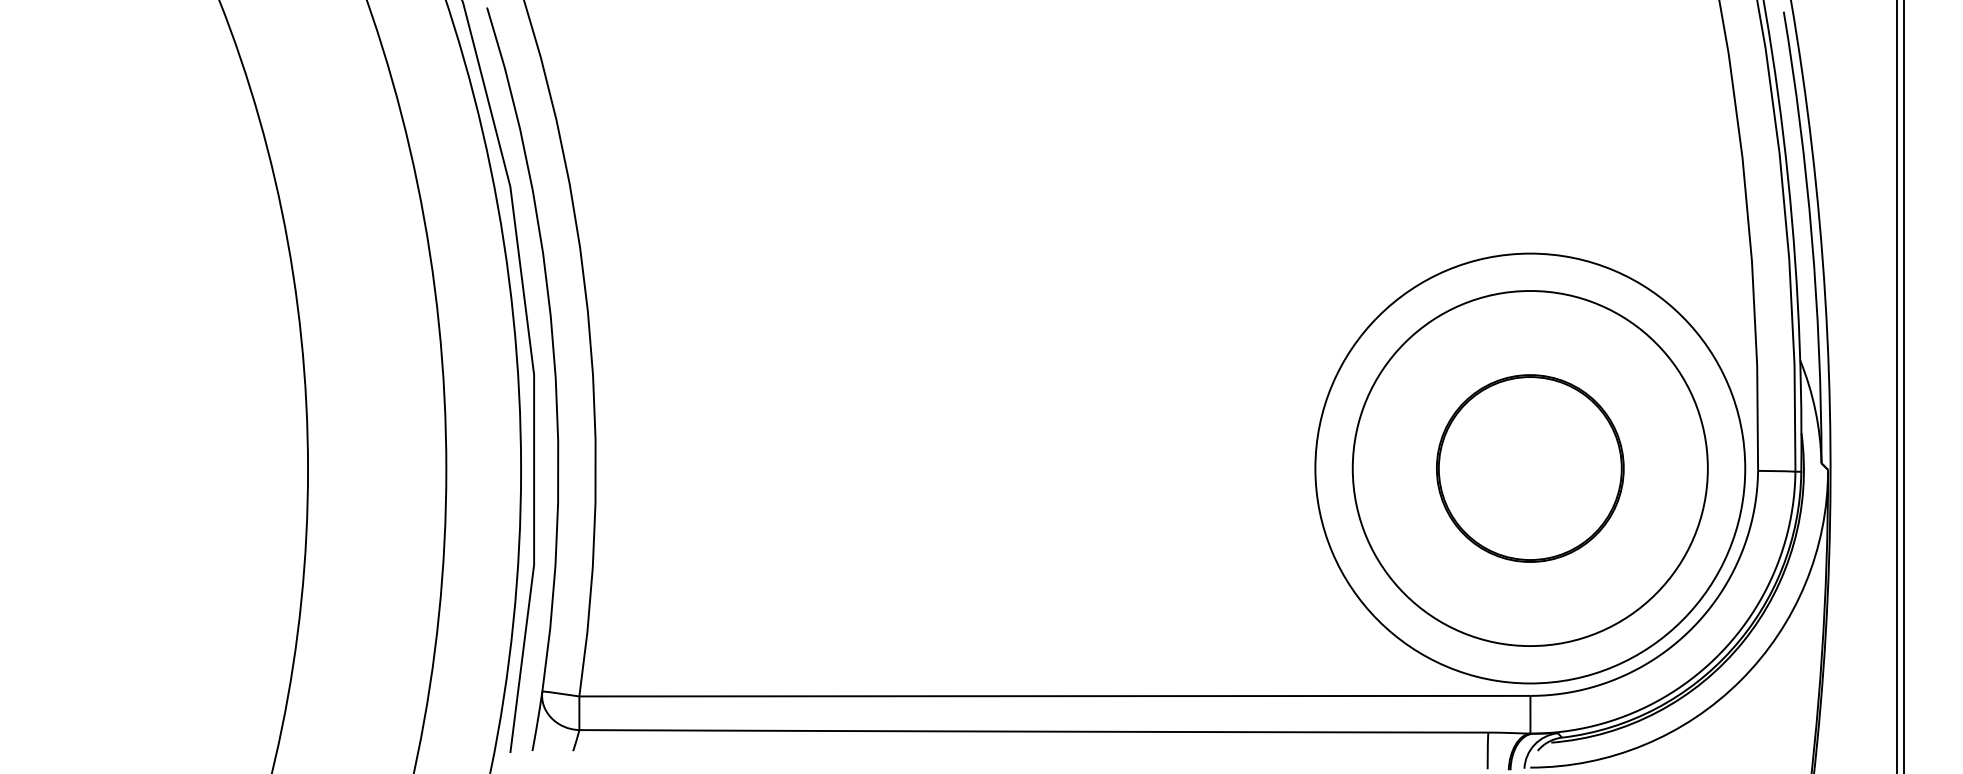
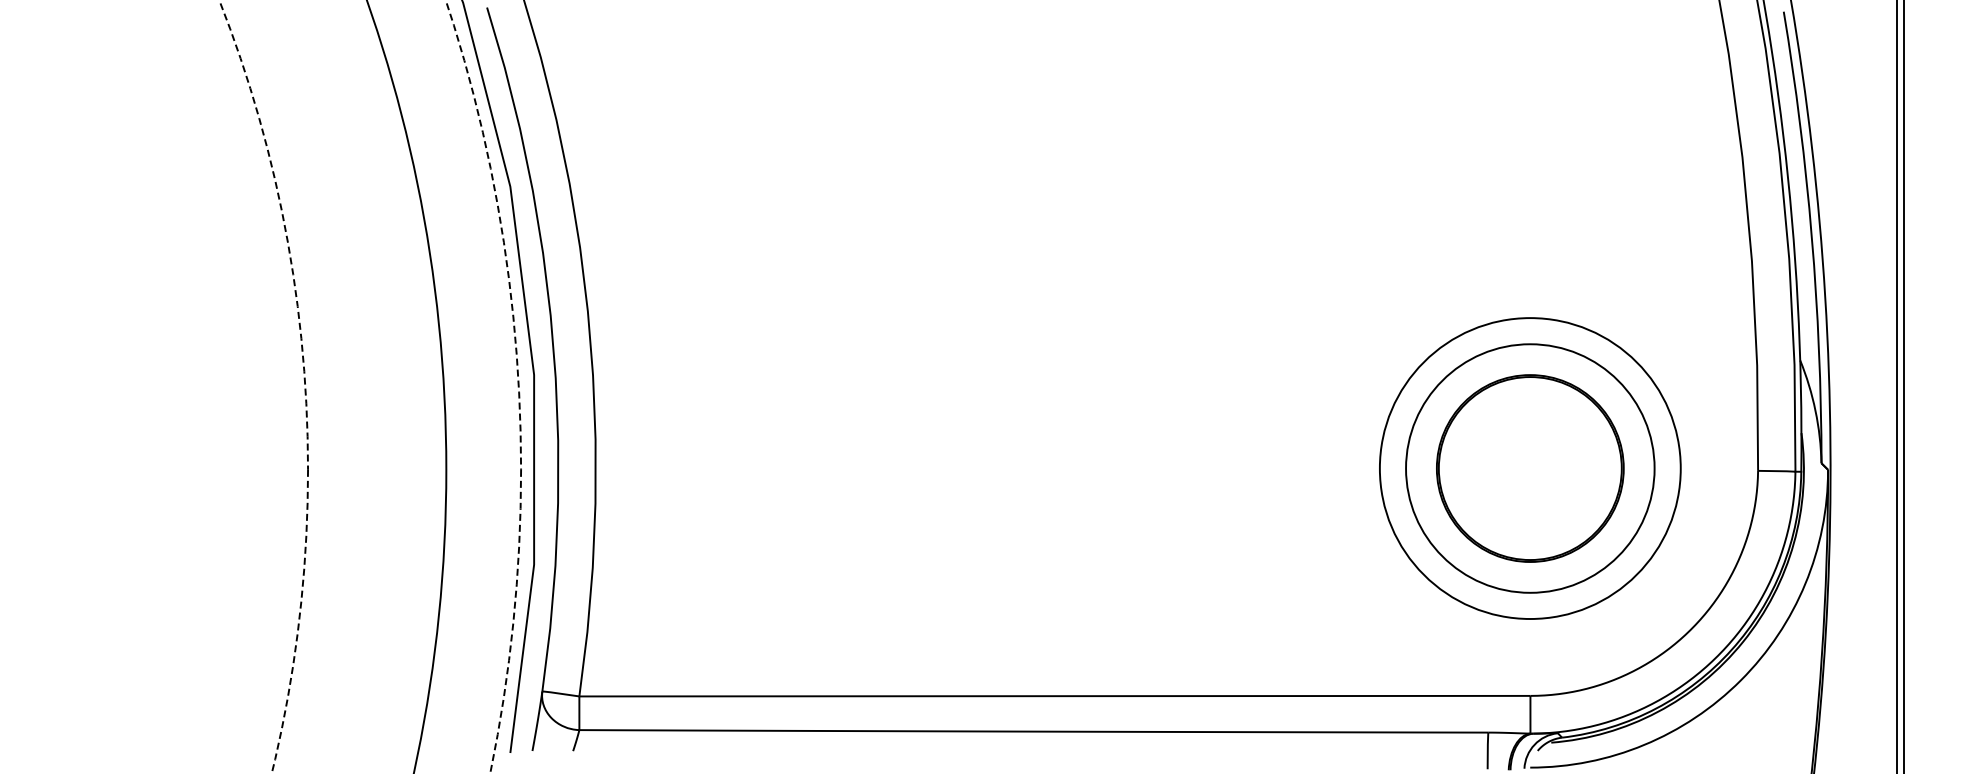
circle: solid -> dashed (263, 386)
circle: solid -> dashed (483, 386)
circle diameter: 355 px -> 249 px (1530, 468)
circle diameter: 430 px -> 301 px (1529, 468)
